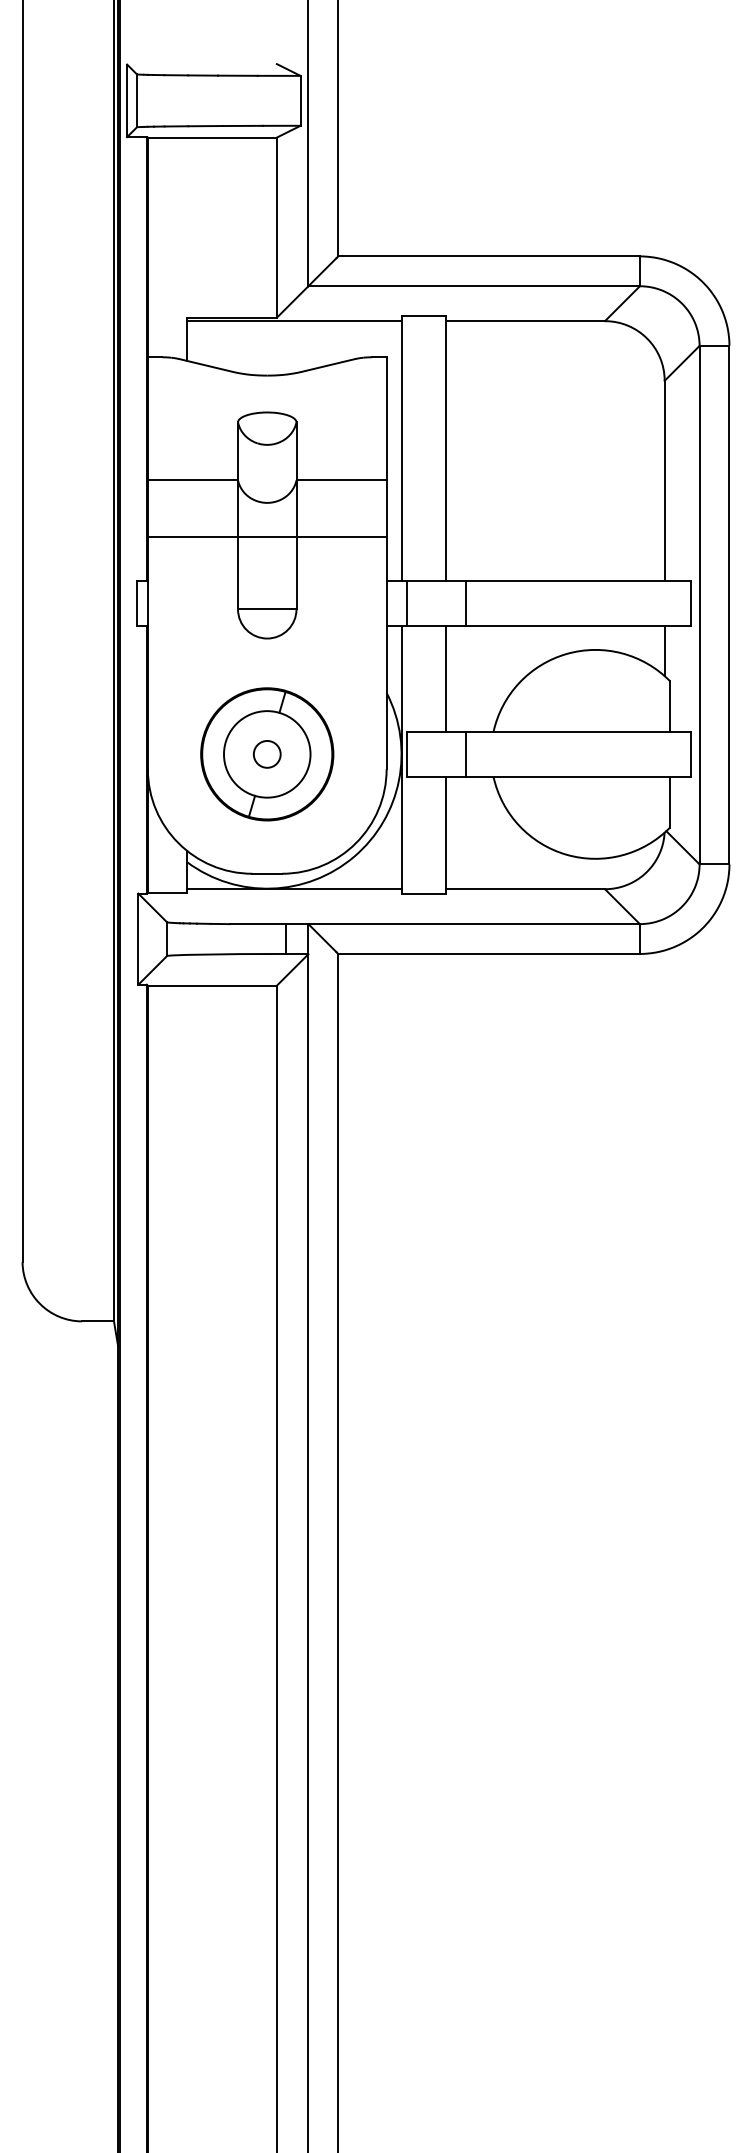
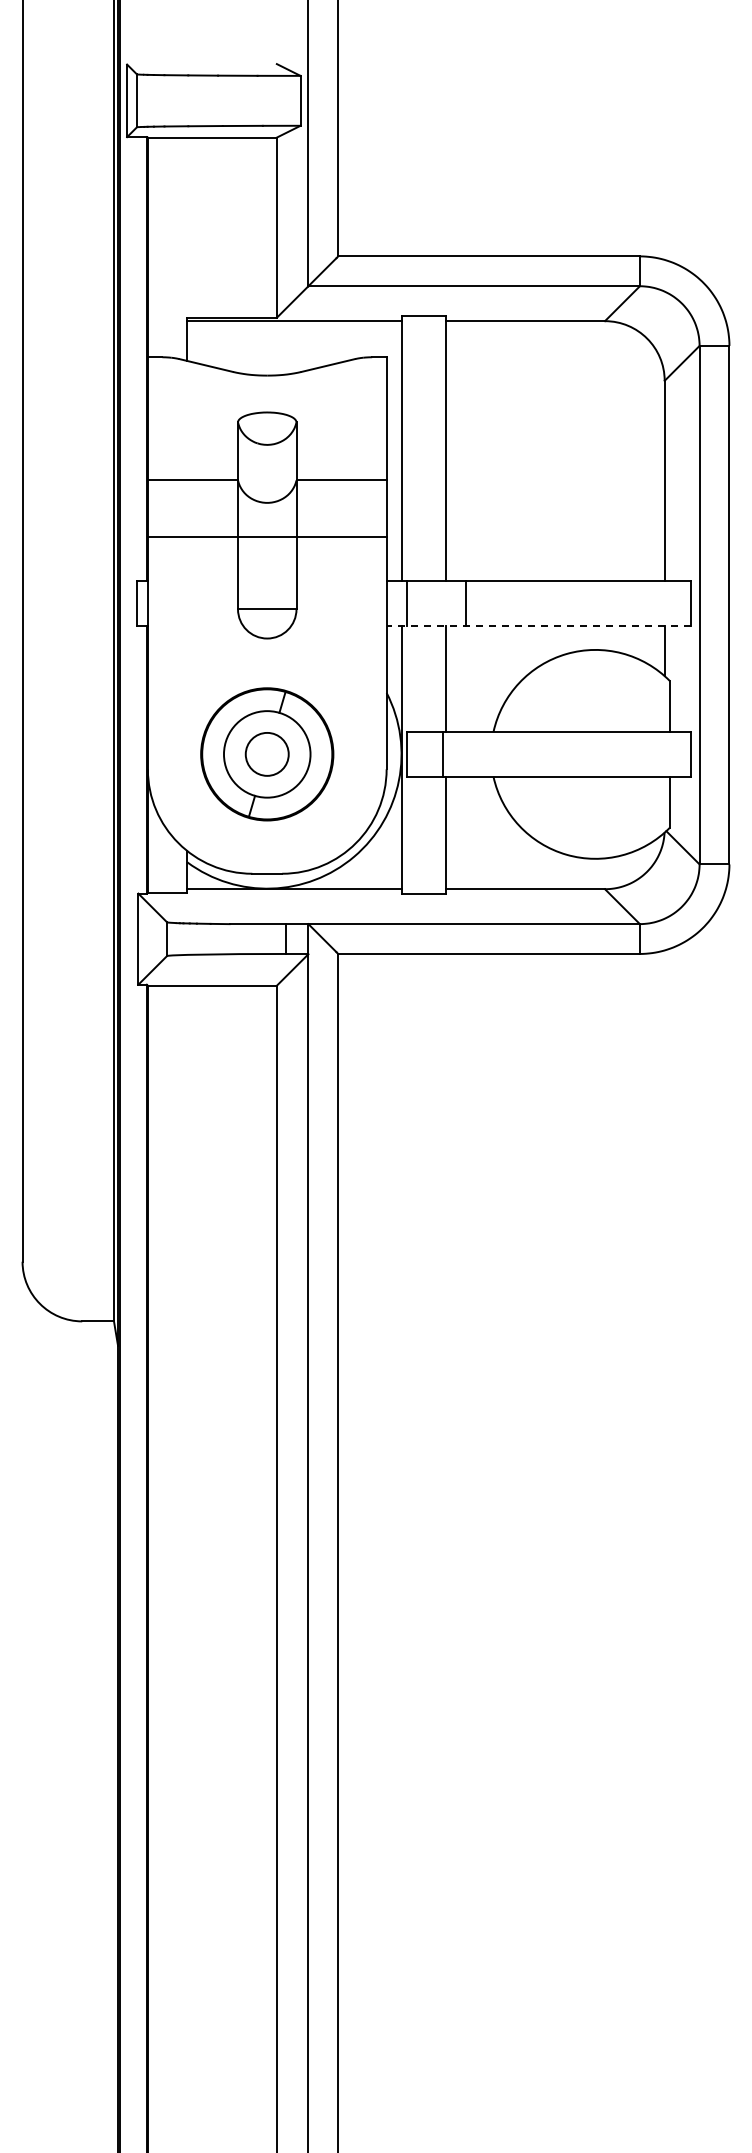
line: solid -> dashed (538, 626)
circle diameter: 27 px -> 43 px (266, 753)
line position: (466, 754) -> (443, 754) (443, 754)
